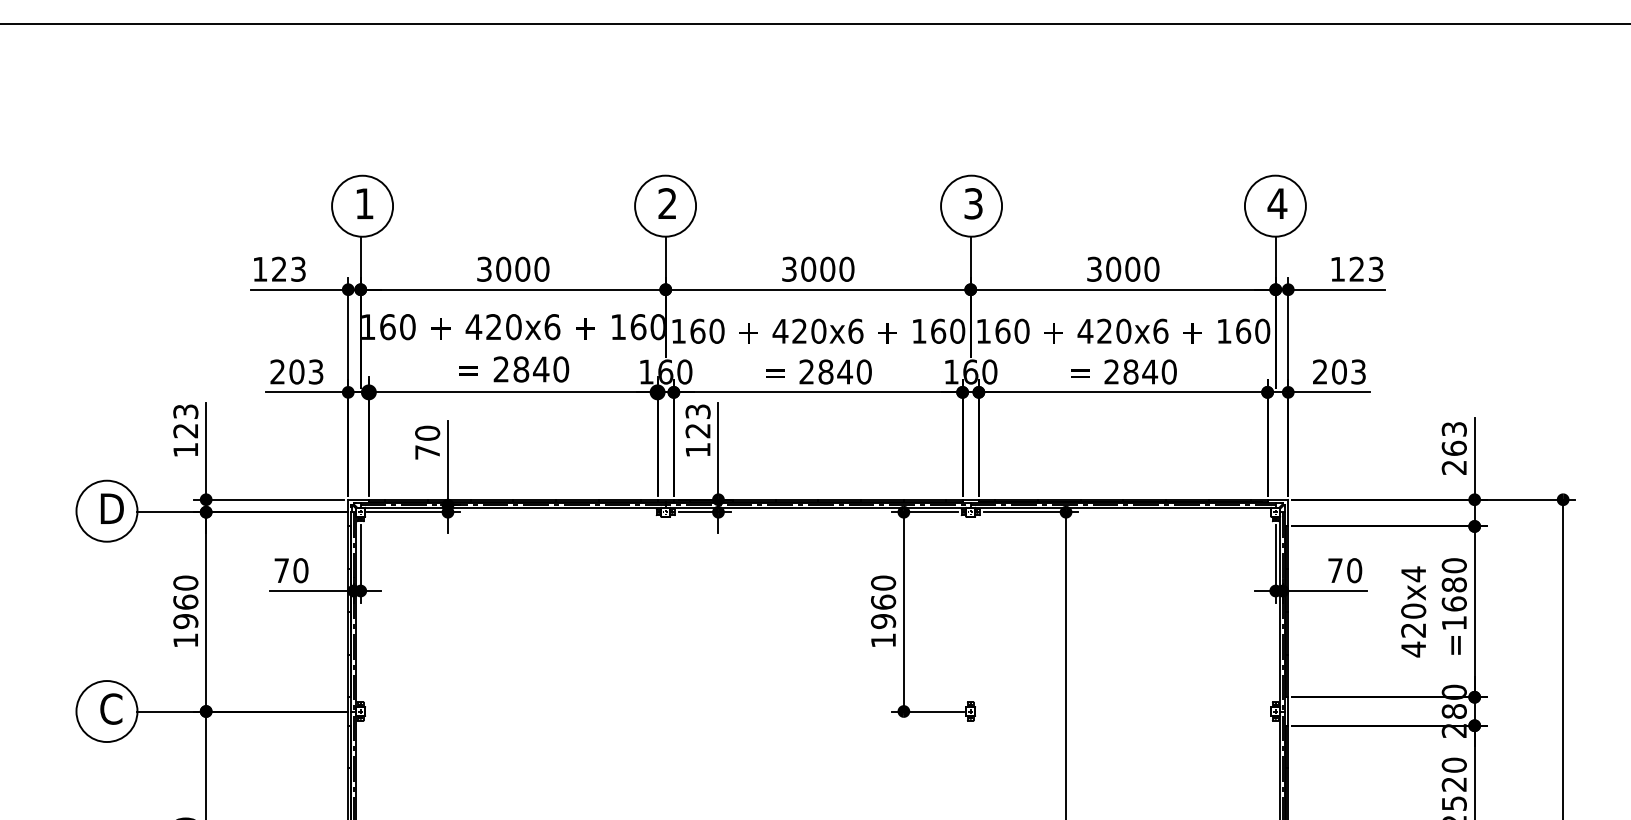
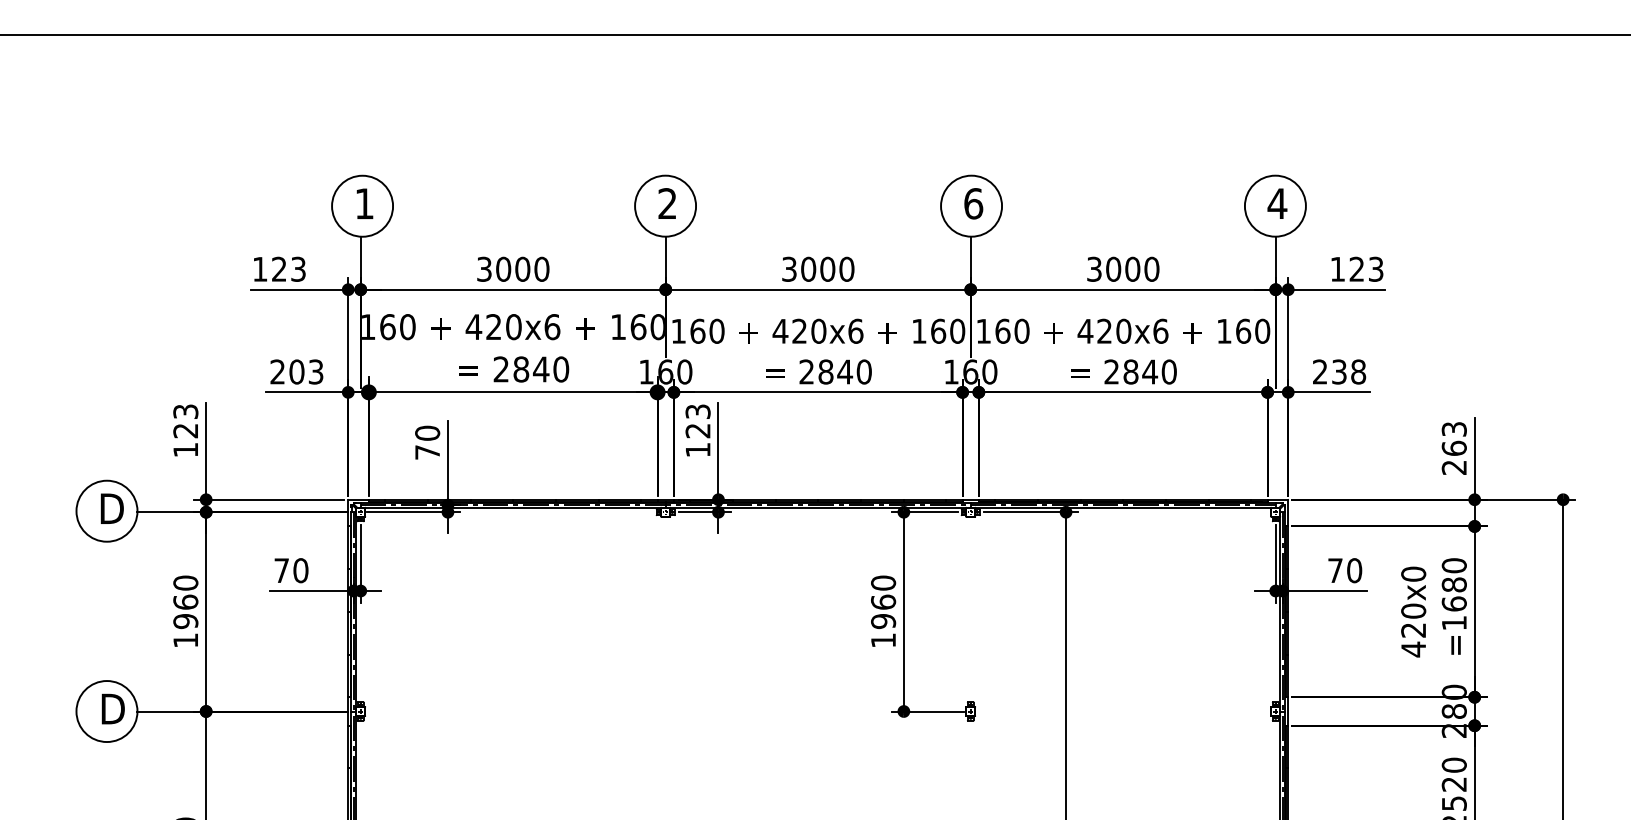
line position: (814, 24) -> (814, 35) (814, 35)
text: 3 -> 6 (973, 203)
text: 203 -> 238 (1349, 371)
text: 420x4 -> 420x0 (1413, 574)
text: C -> D (112, 708)
